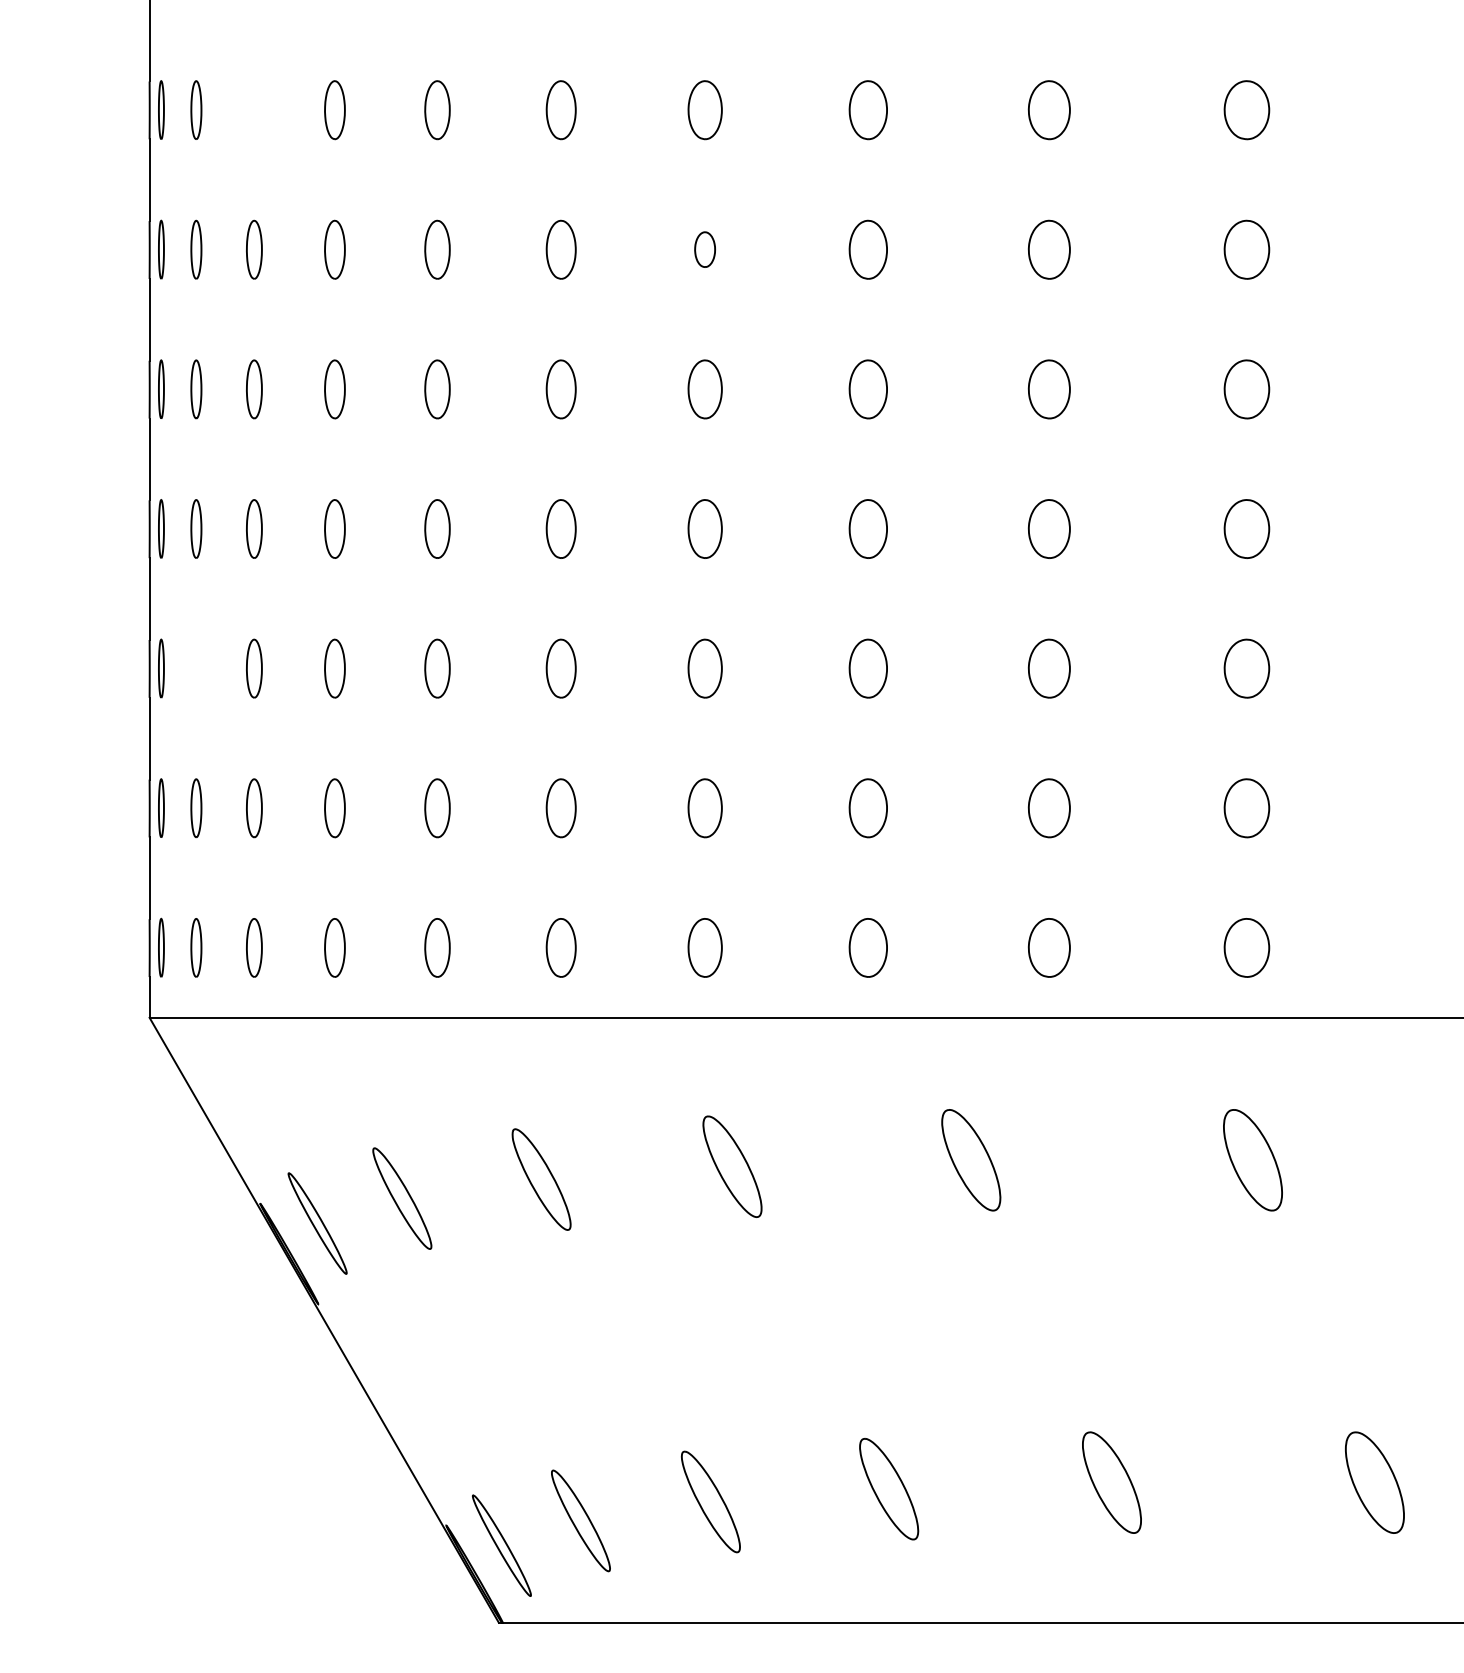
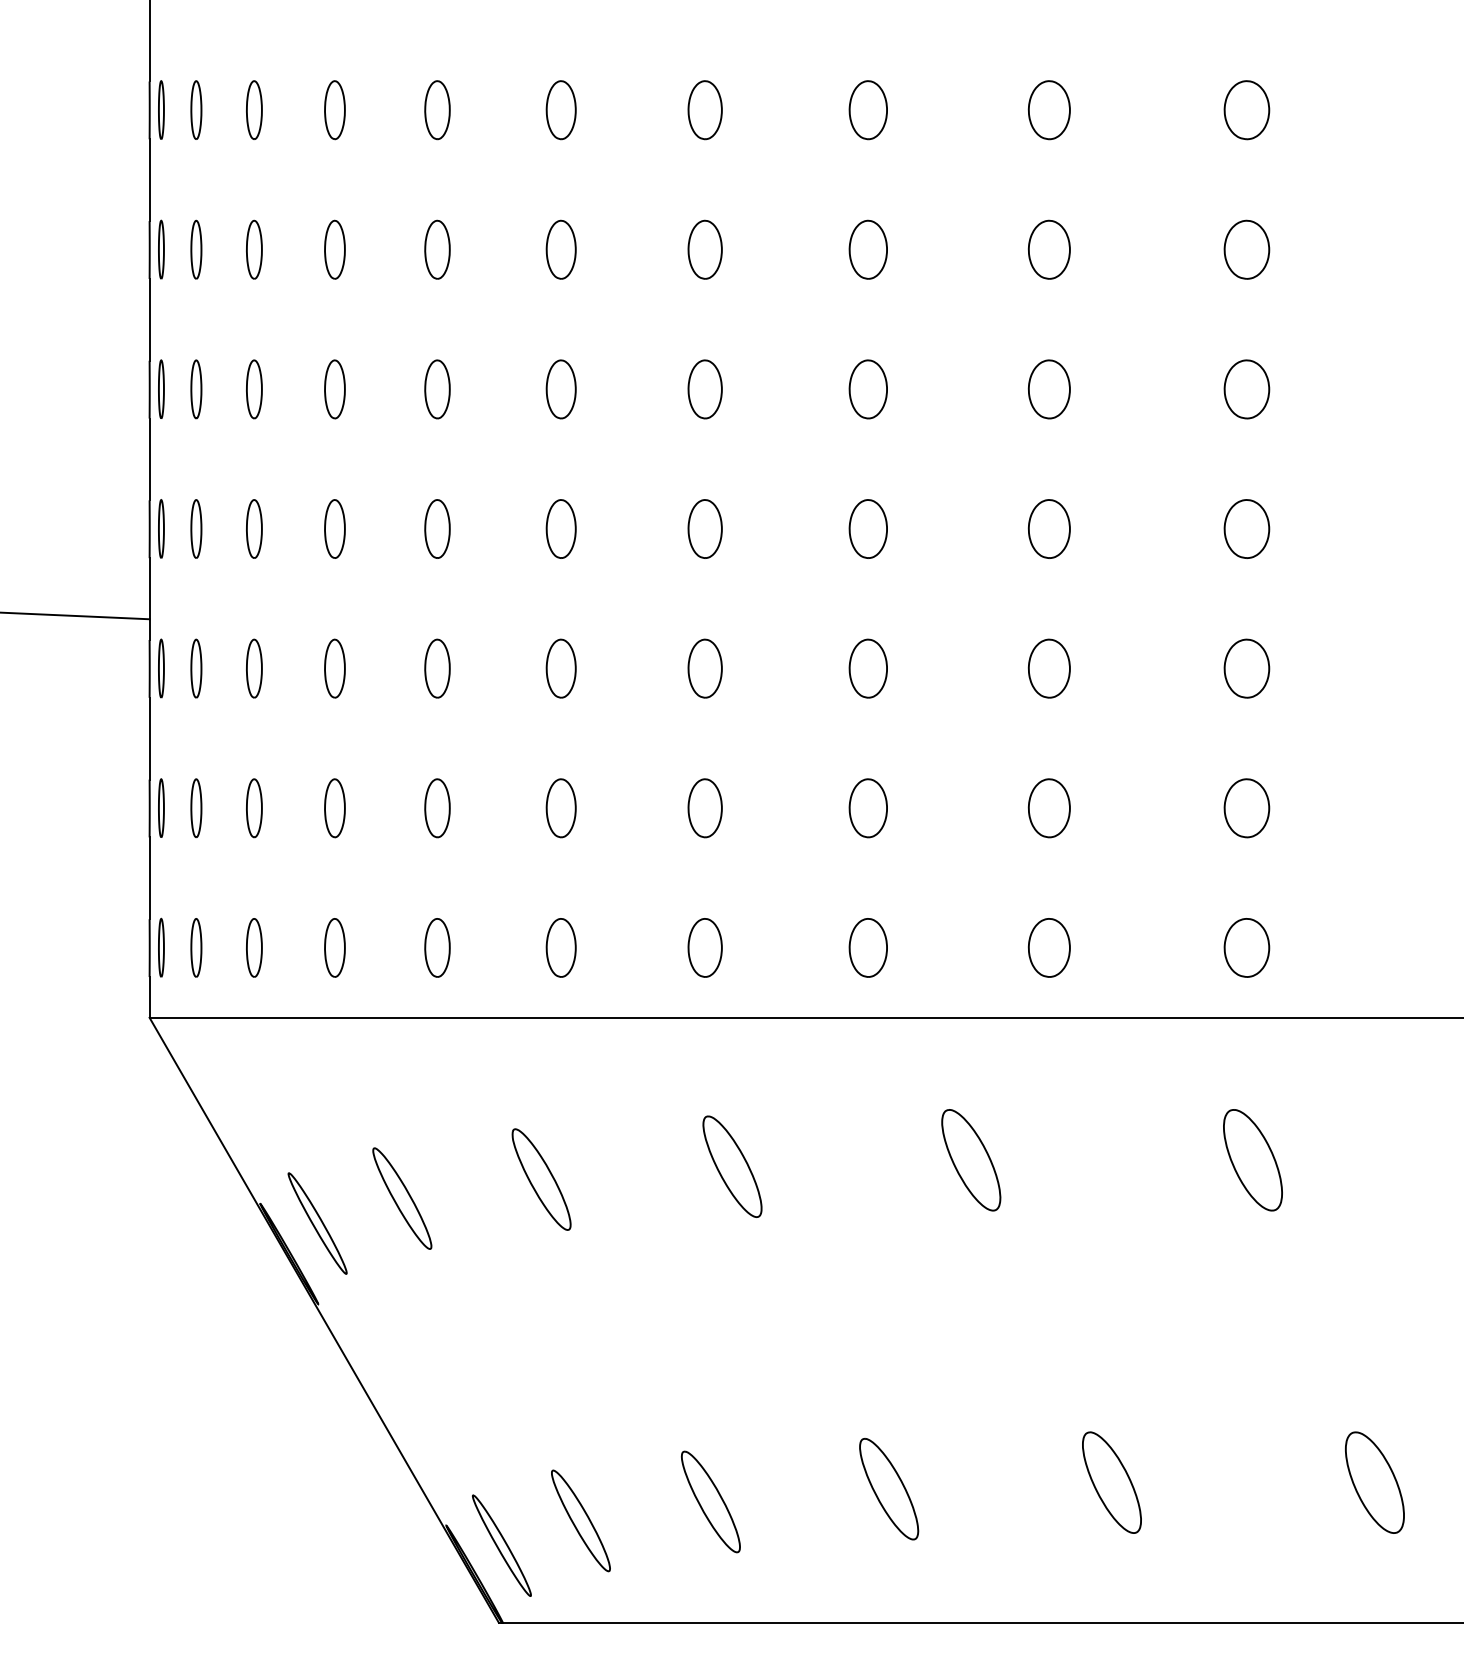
part: none -> present (254, 109)
part size: 22x37 px -> 36x61 px (704, 249)
line: none -> present (75, 615)
part: none -> present (196, 668)
